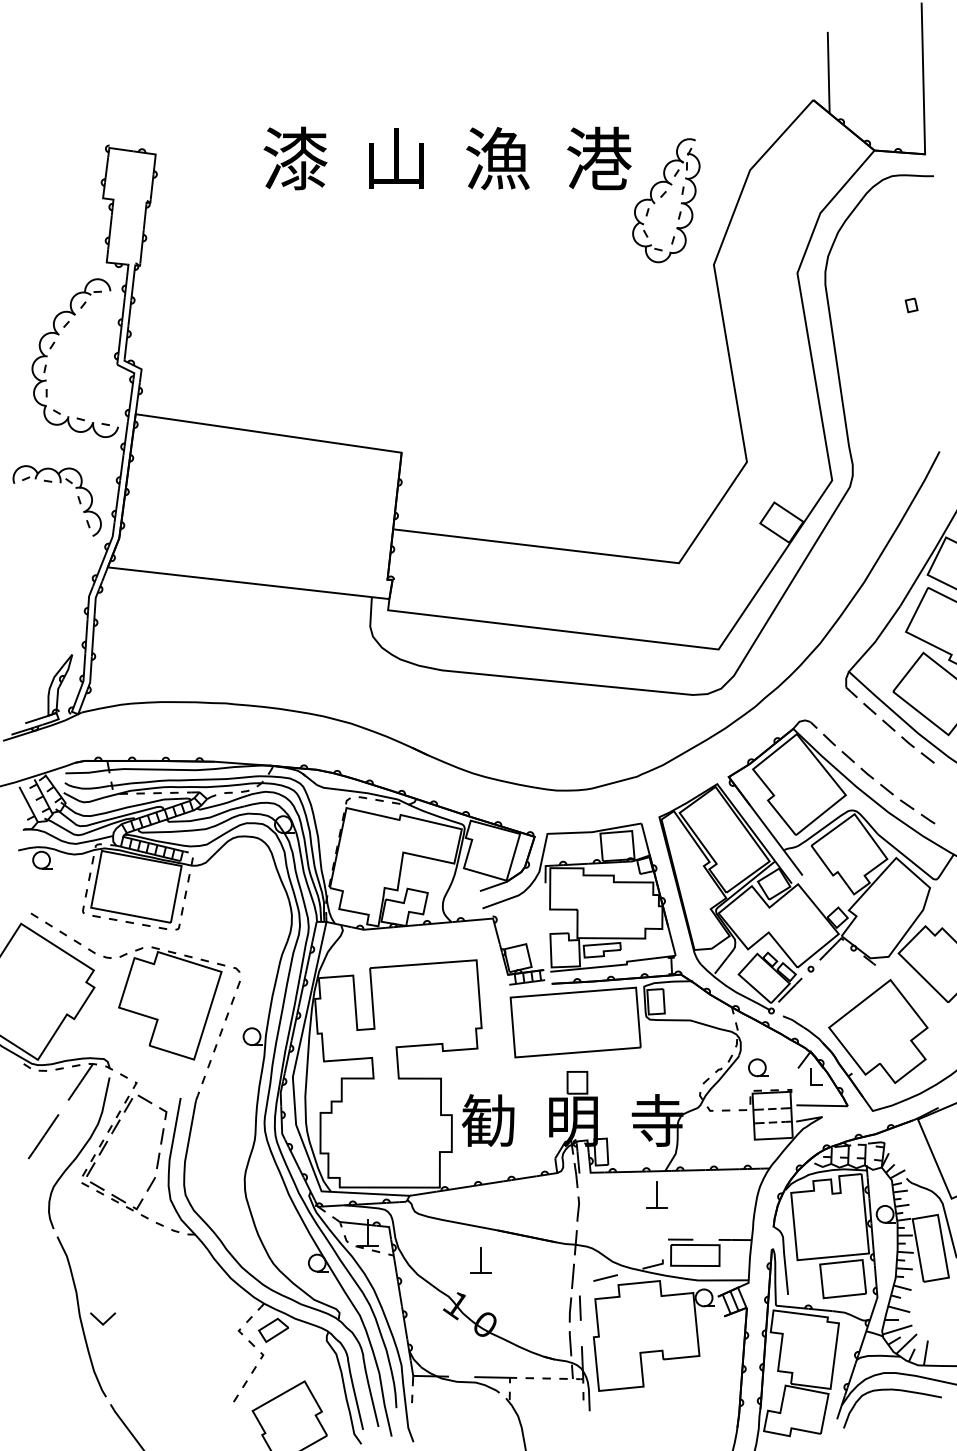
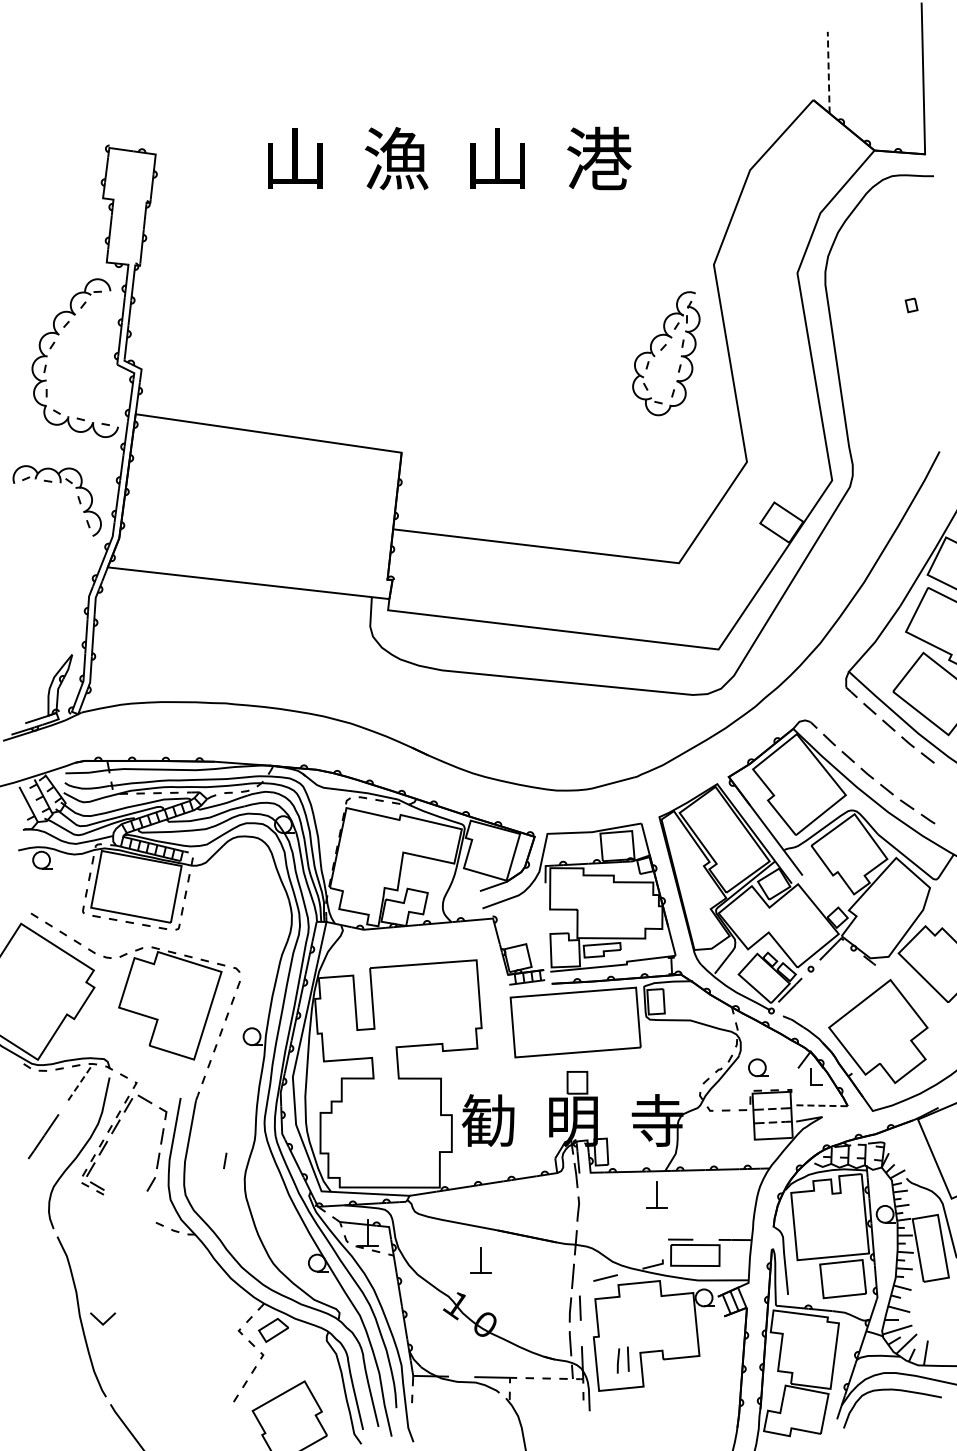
line: solid -> dashed (828, 72)
text: 漆 -> 山 (295, 158)
text: 山 -> 漁 (396, 158)
text: 漁 -> 山 (497, 158)
part position: (666, 200) -> (666, 353) (666, 353)
line: solid -> dashed (80, 1081)
line: solid -> dashed (822, 1105)
line: none -> present (225, 1160)
part: present -> none (129, 1206)
part: none -> present (622, 1359)
